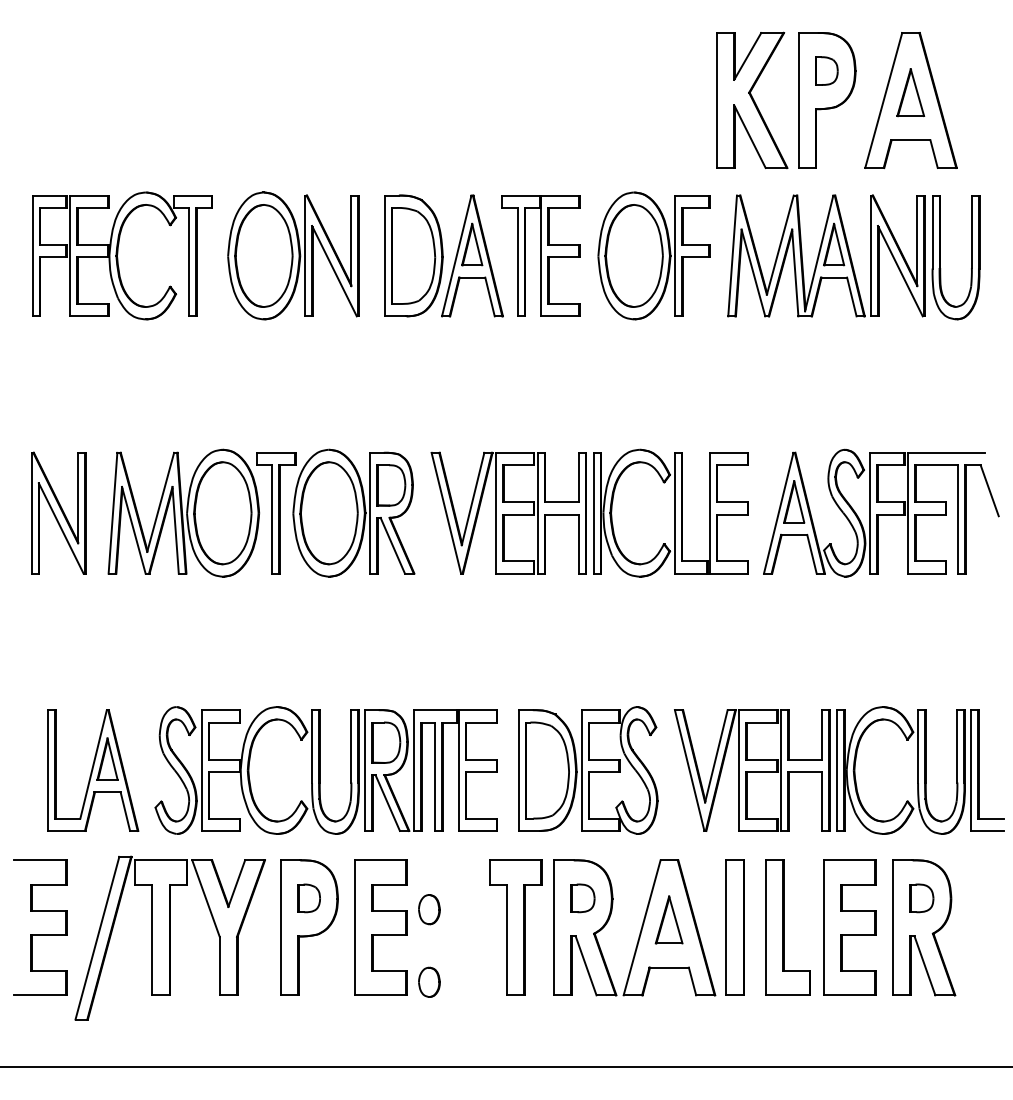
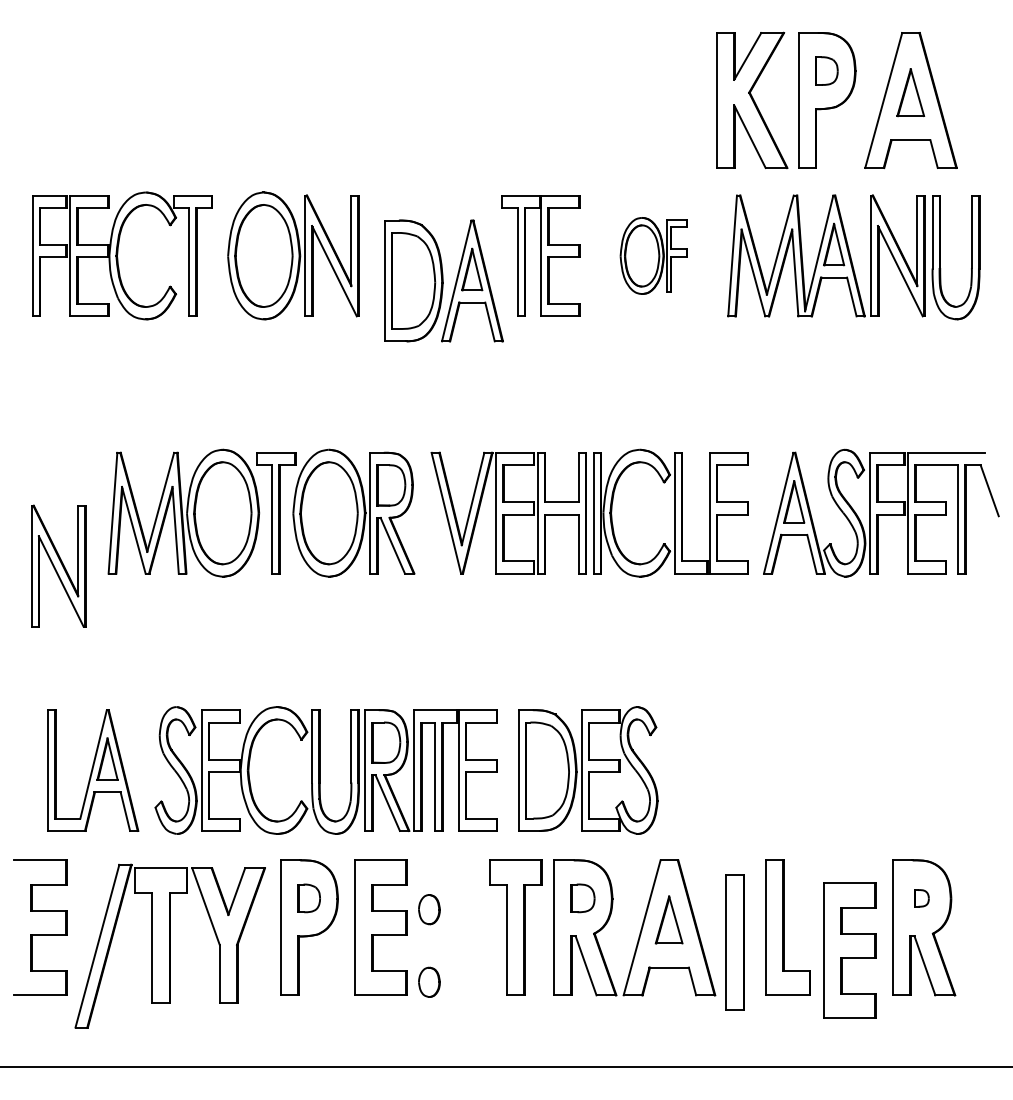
part position: (443, 255) -> (443, 280) (443, 280)
part size: 114x130 px -> 69x78 px (653, 255)
part position: (58, 512) -> (58, 565) (58, 565)
part: present -> none (839, 770)
part size: 26x31 px -> 16x19 px (921, 898)
part position: (734, 927) -> (734, 942) (734, 942)
part position: (849, 927) -> (849, 950) (849, 950)
part position: (169, 937) -> (169, 945) (169, 945)
